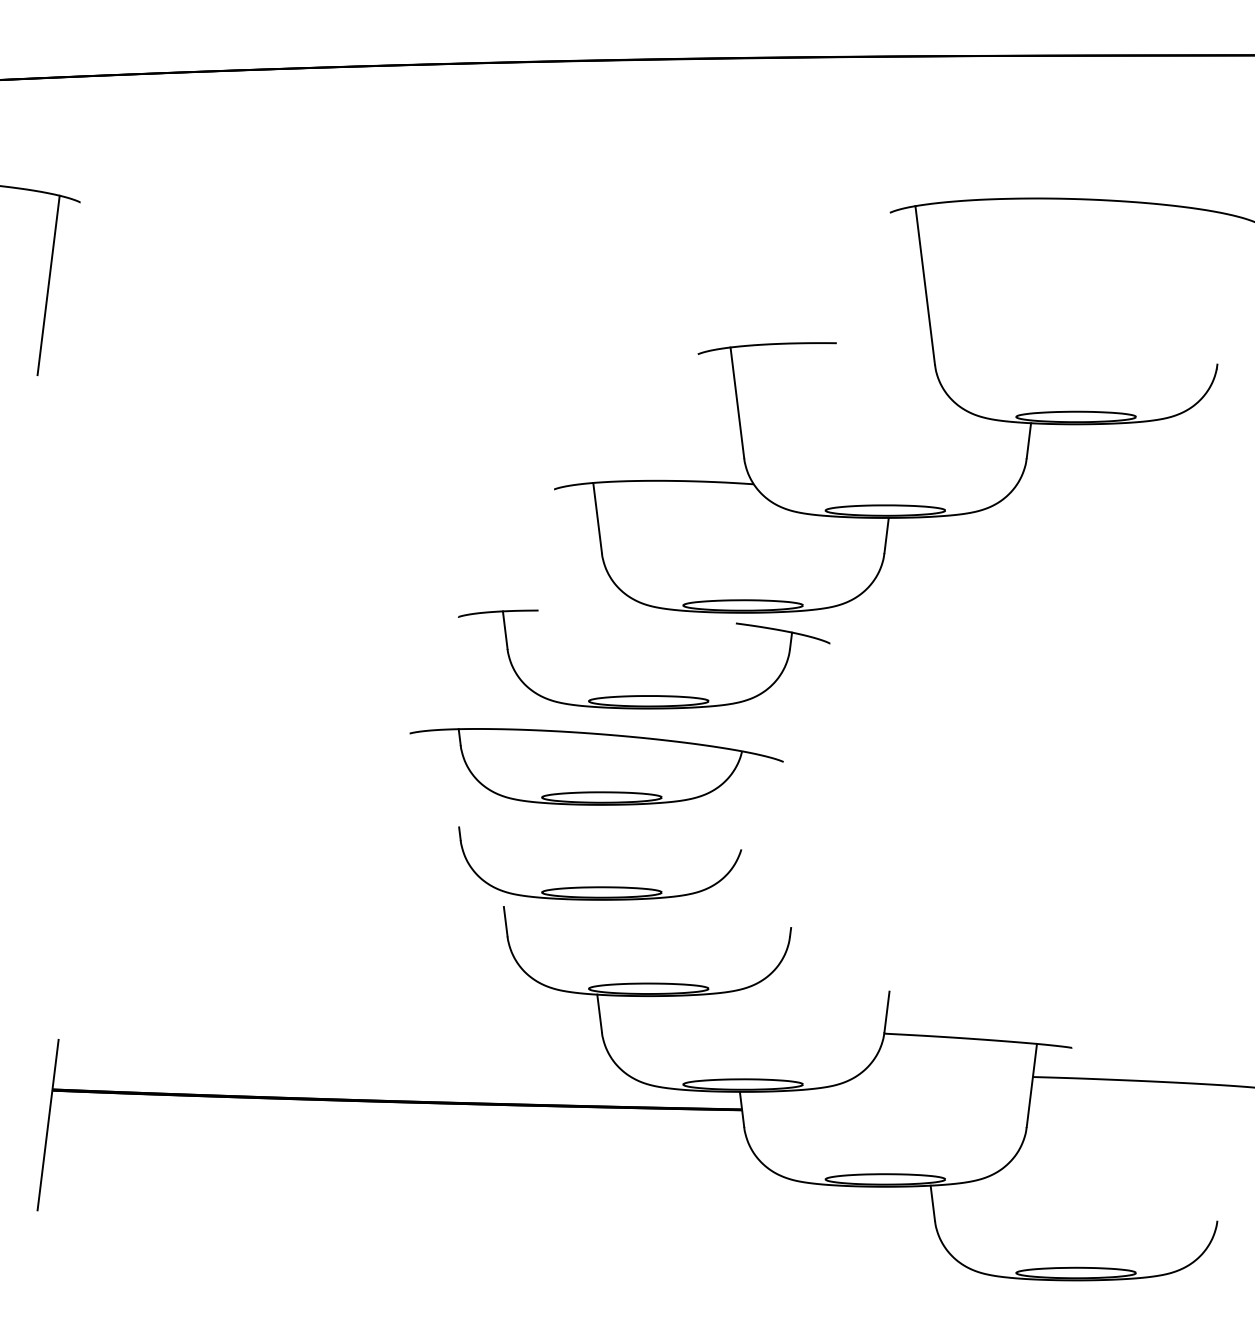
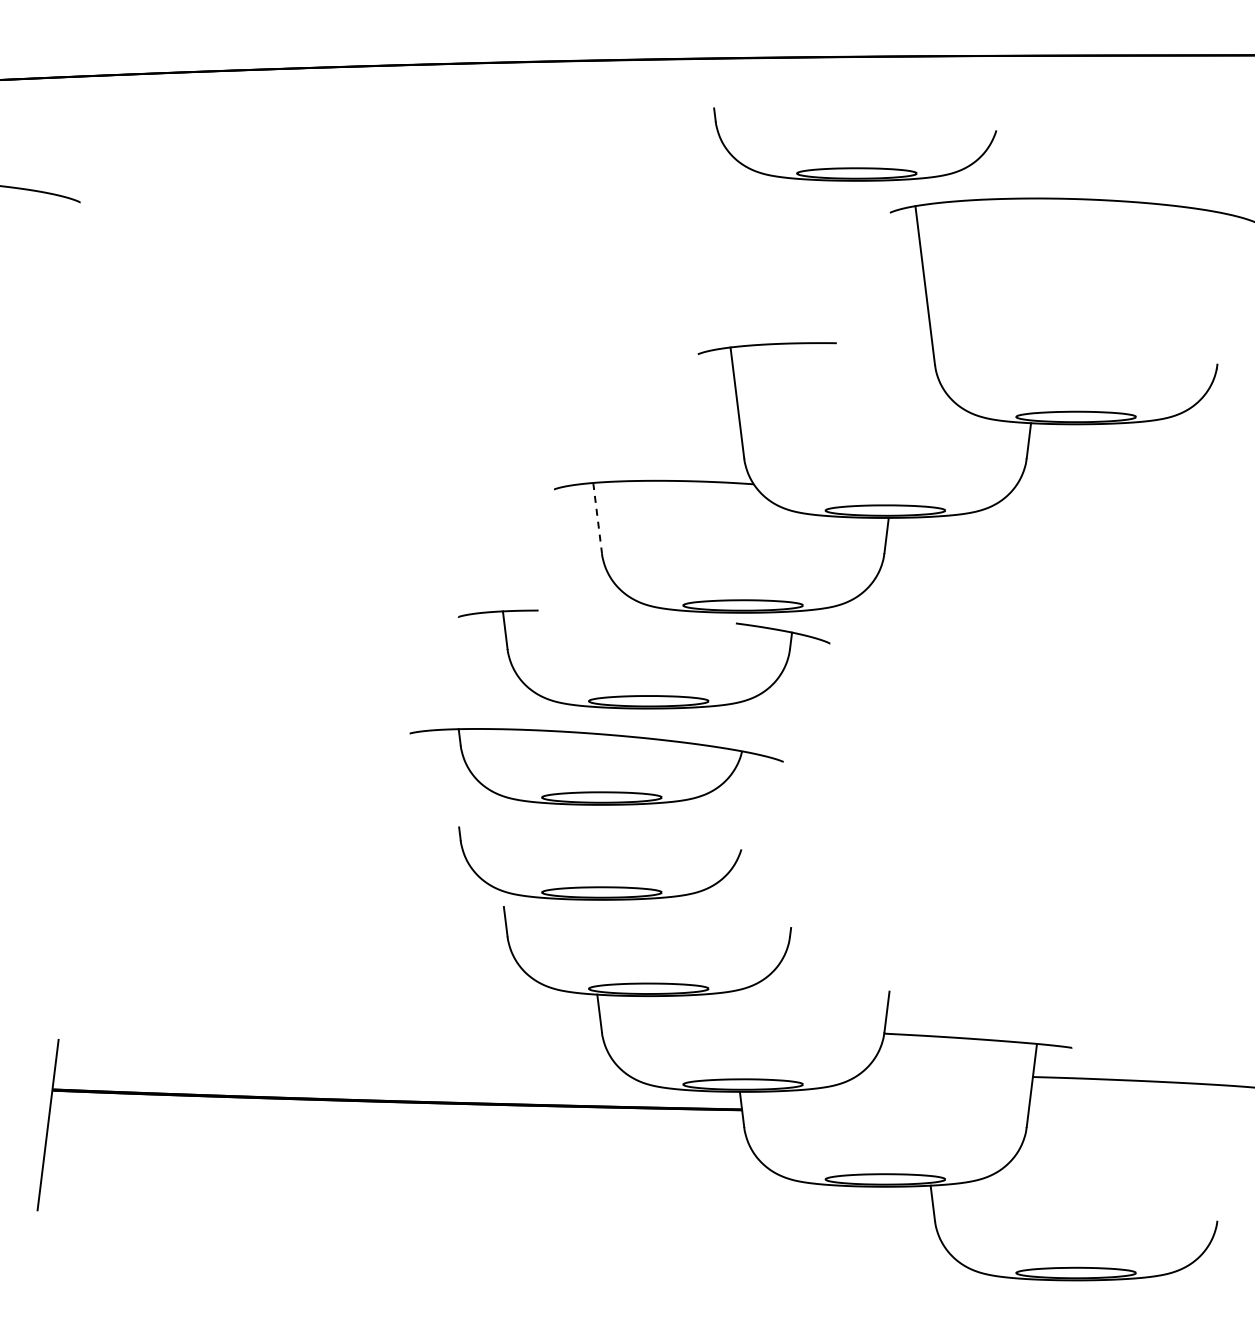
part: none -> present (855, 167)
line: present -> none (48, 285)
line: solid -> dashed (597, 518)
